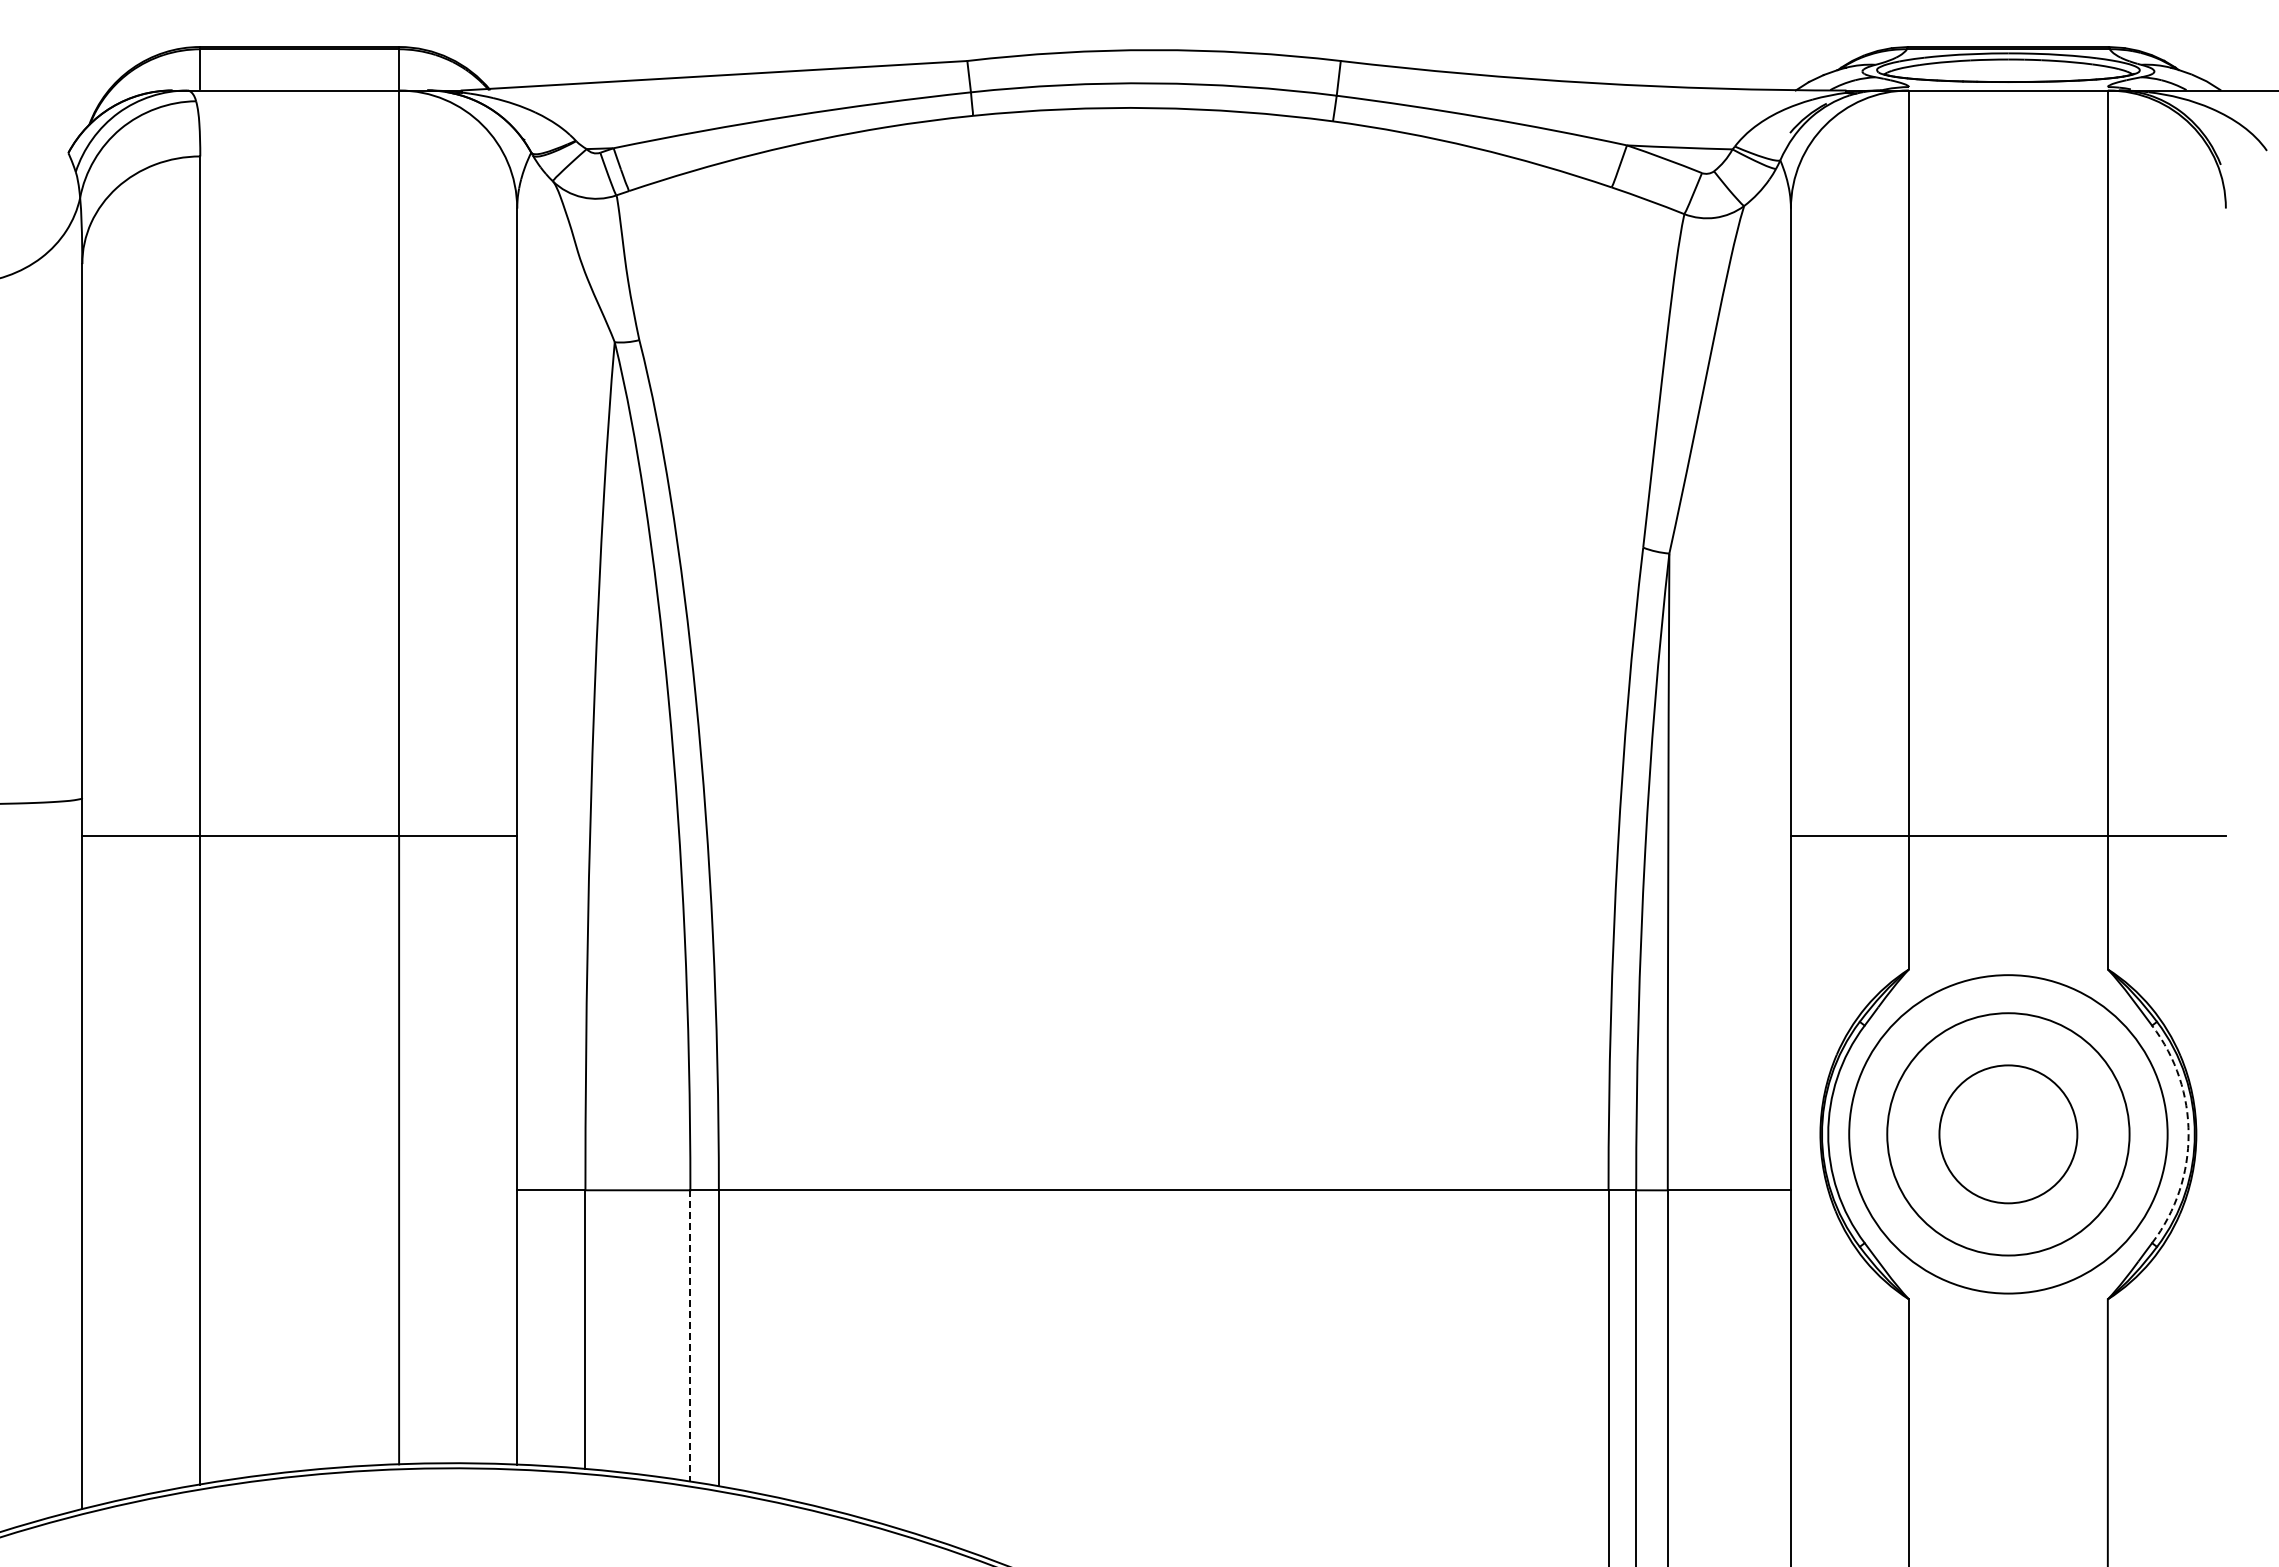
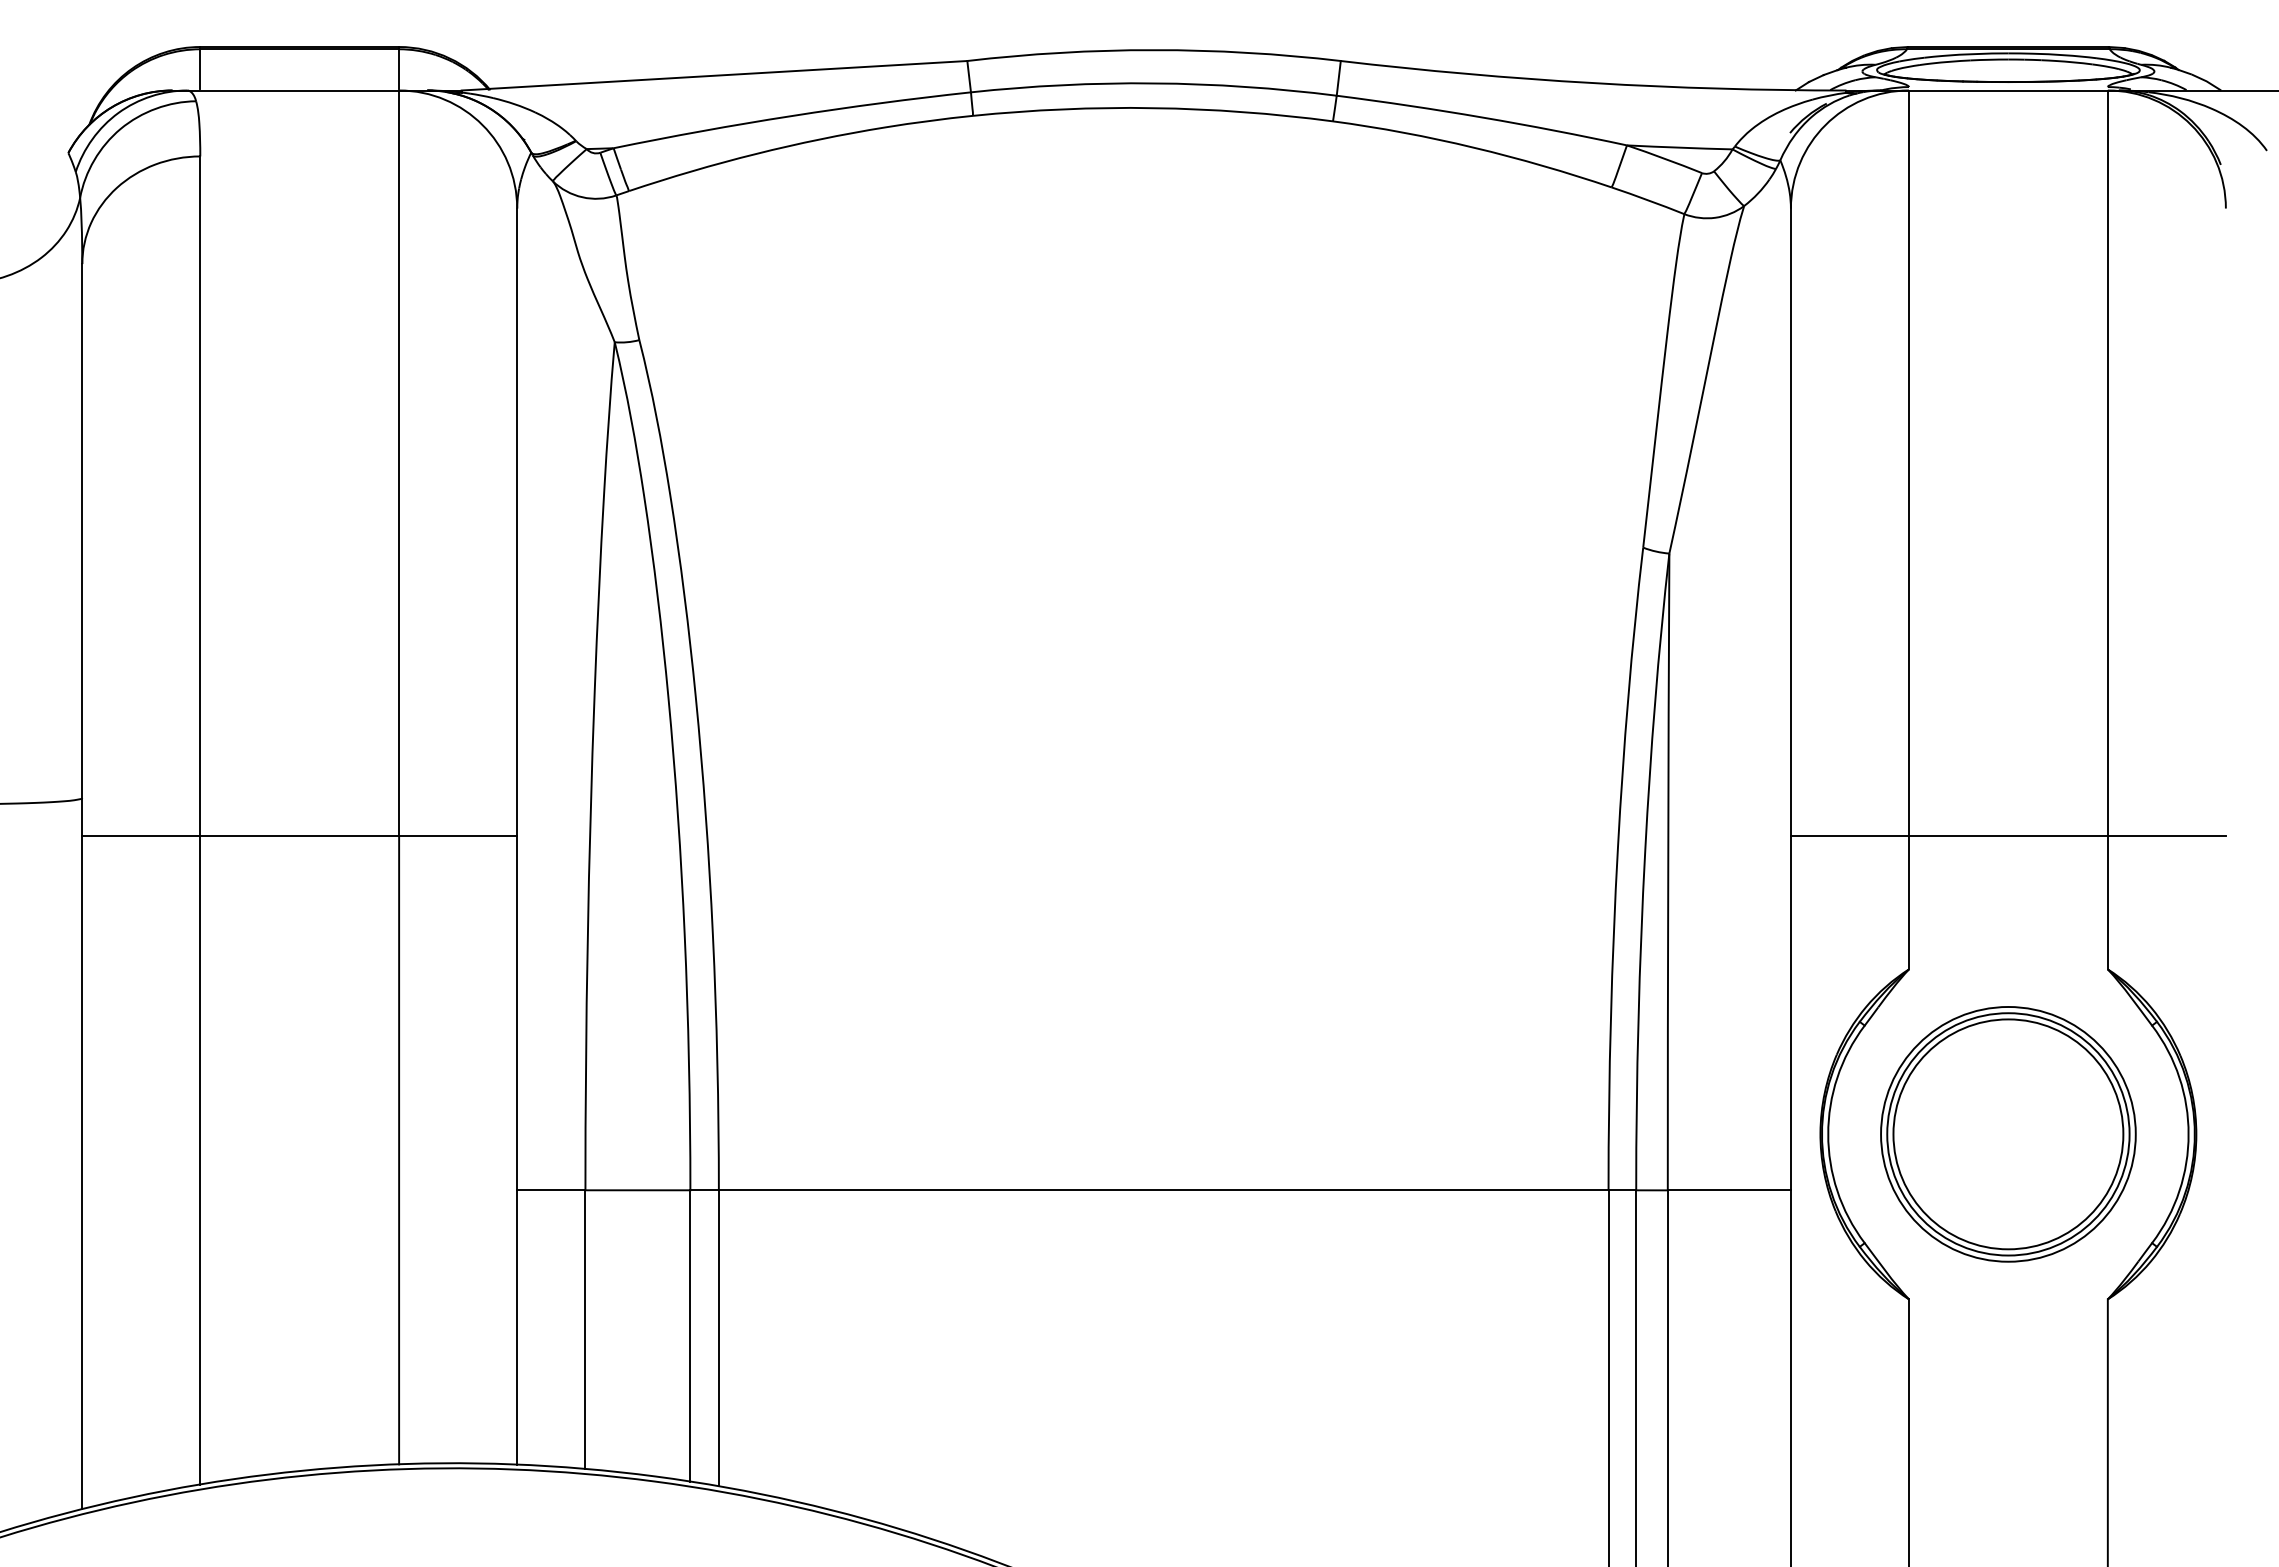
circle diameter: 138 px -> 230 px (2008, 1134)
circle diameter: 318 px -> 255 px (2008, 1133)
arc: dashed -> solid (2188, 1134)
line: dashed -> solid (690, 1335)
